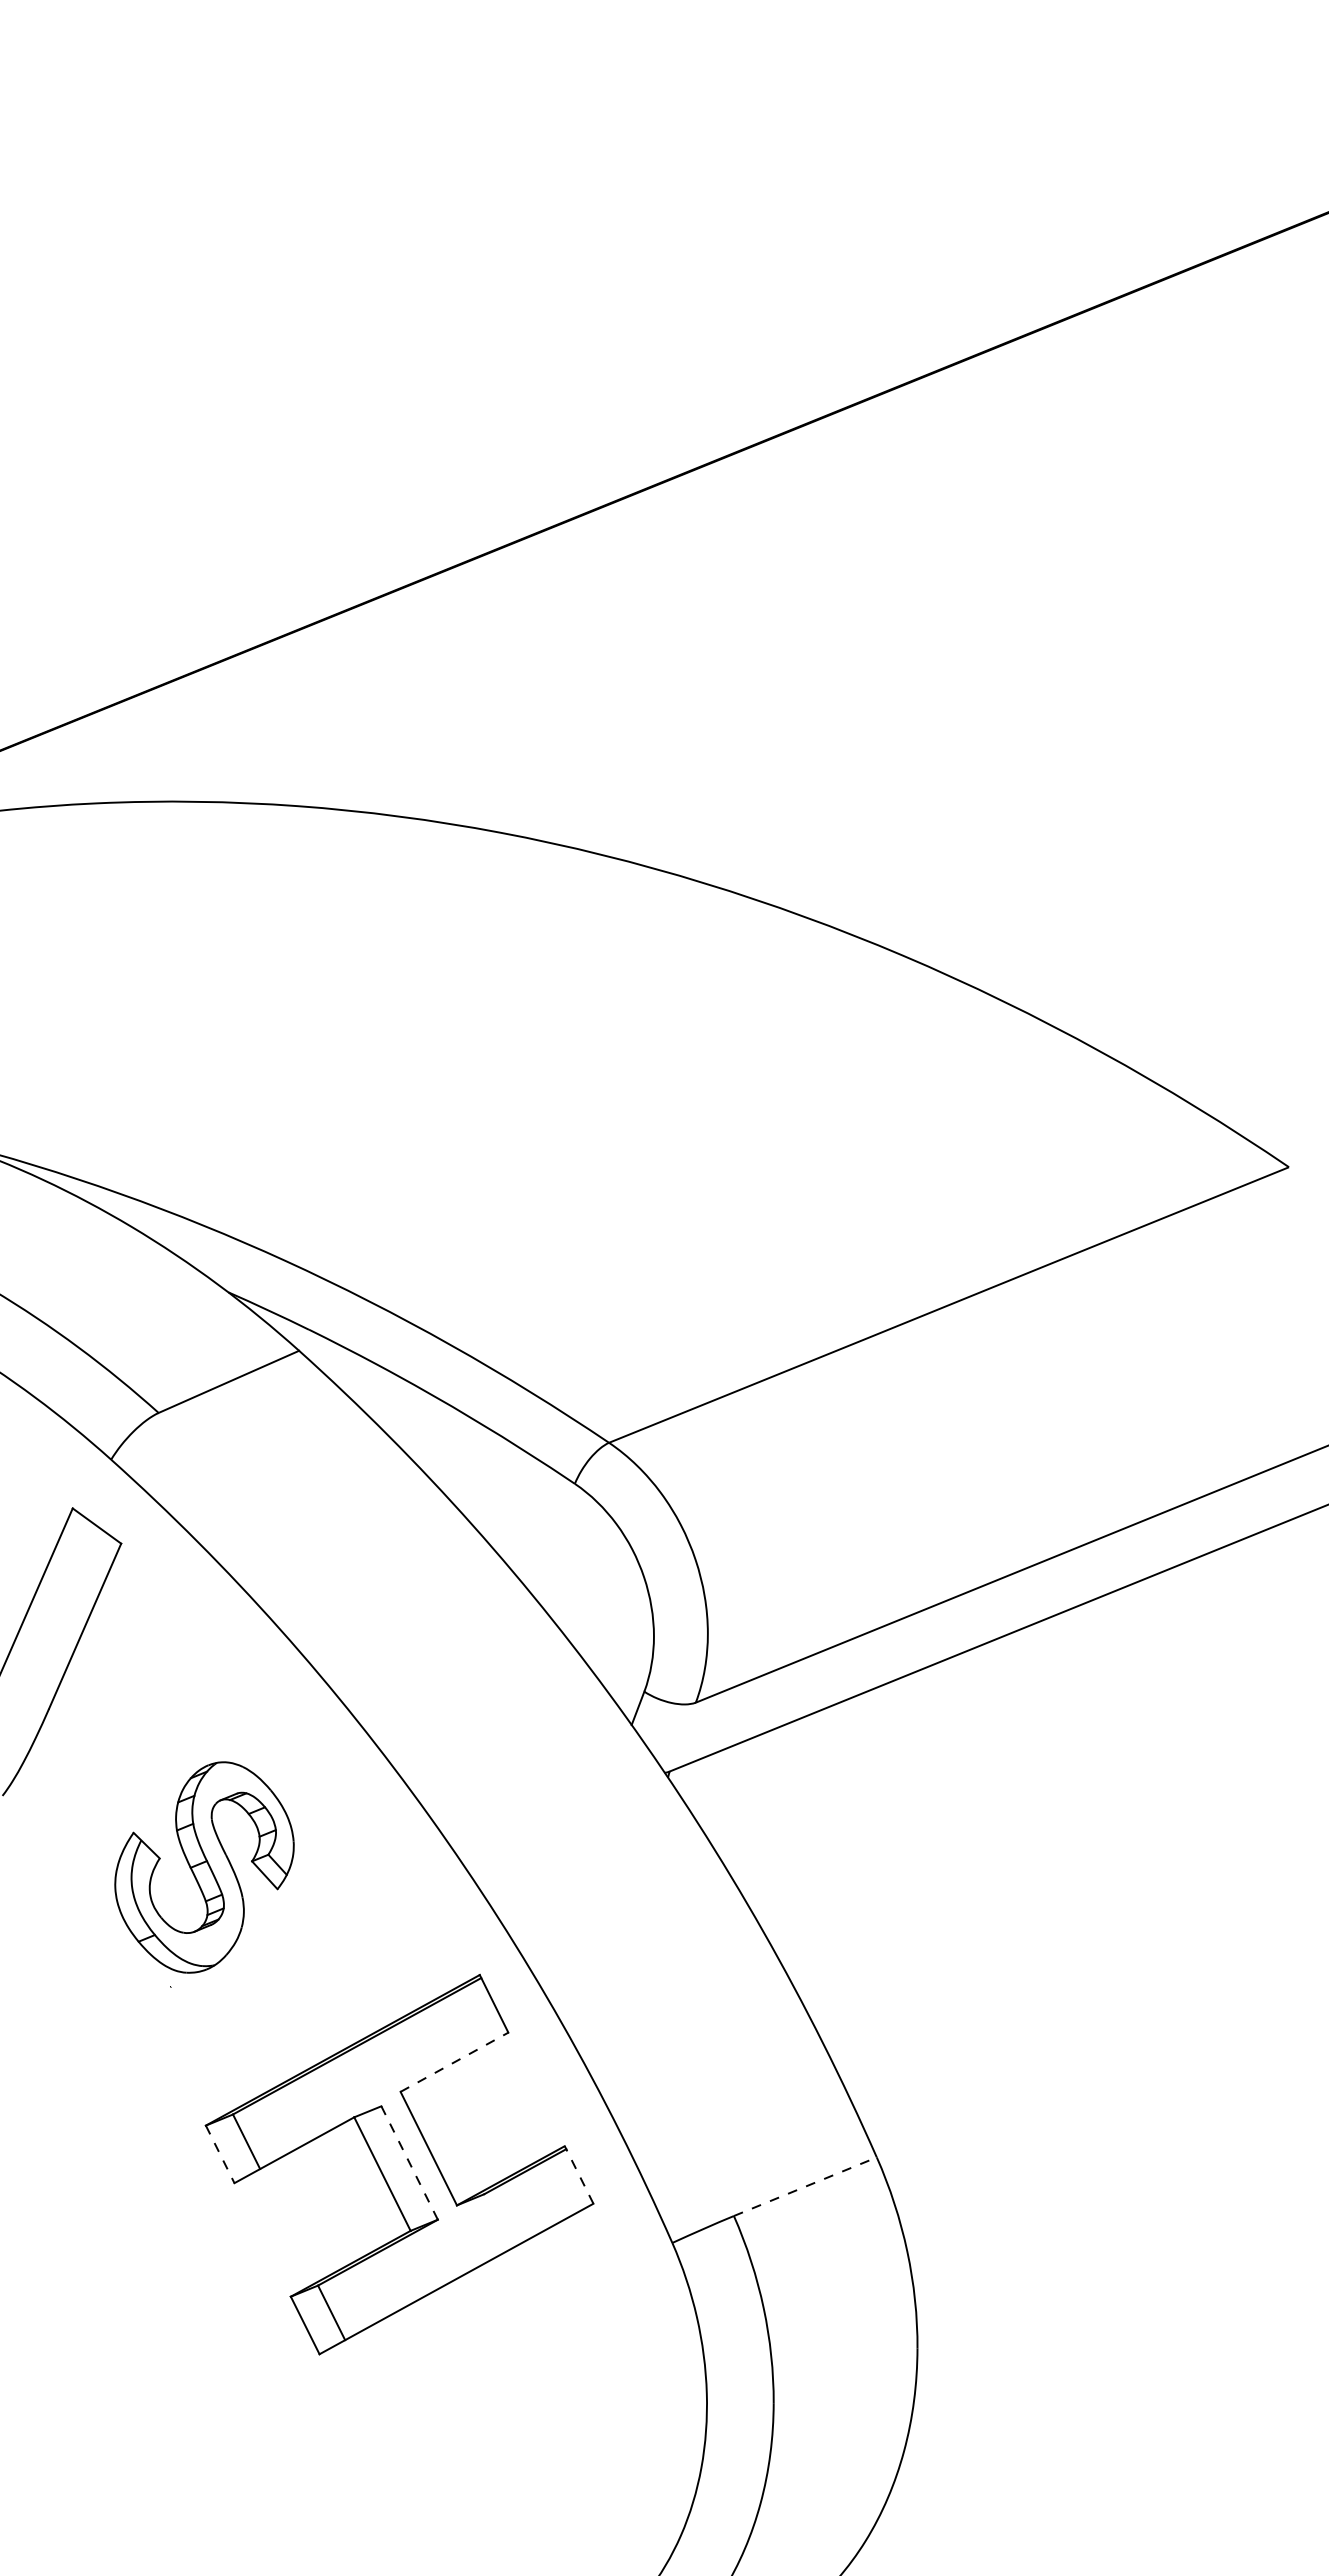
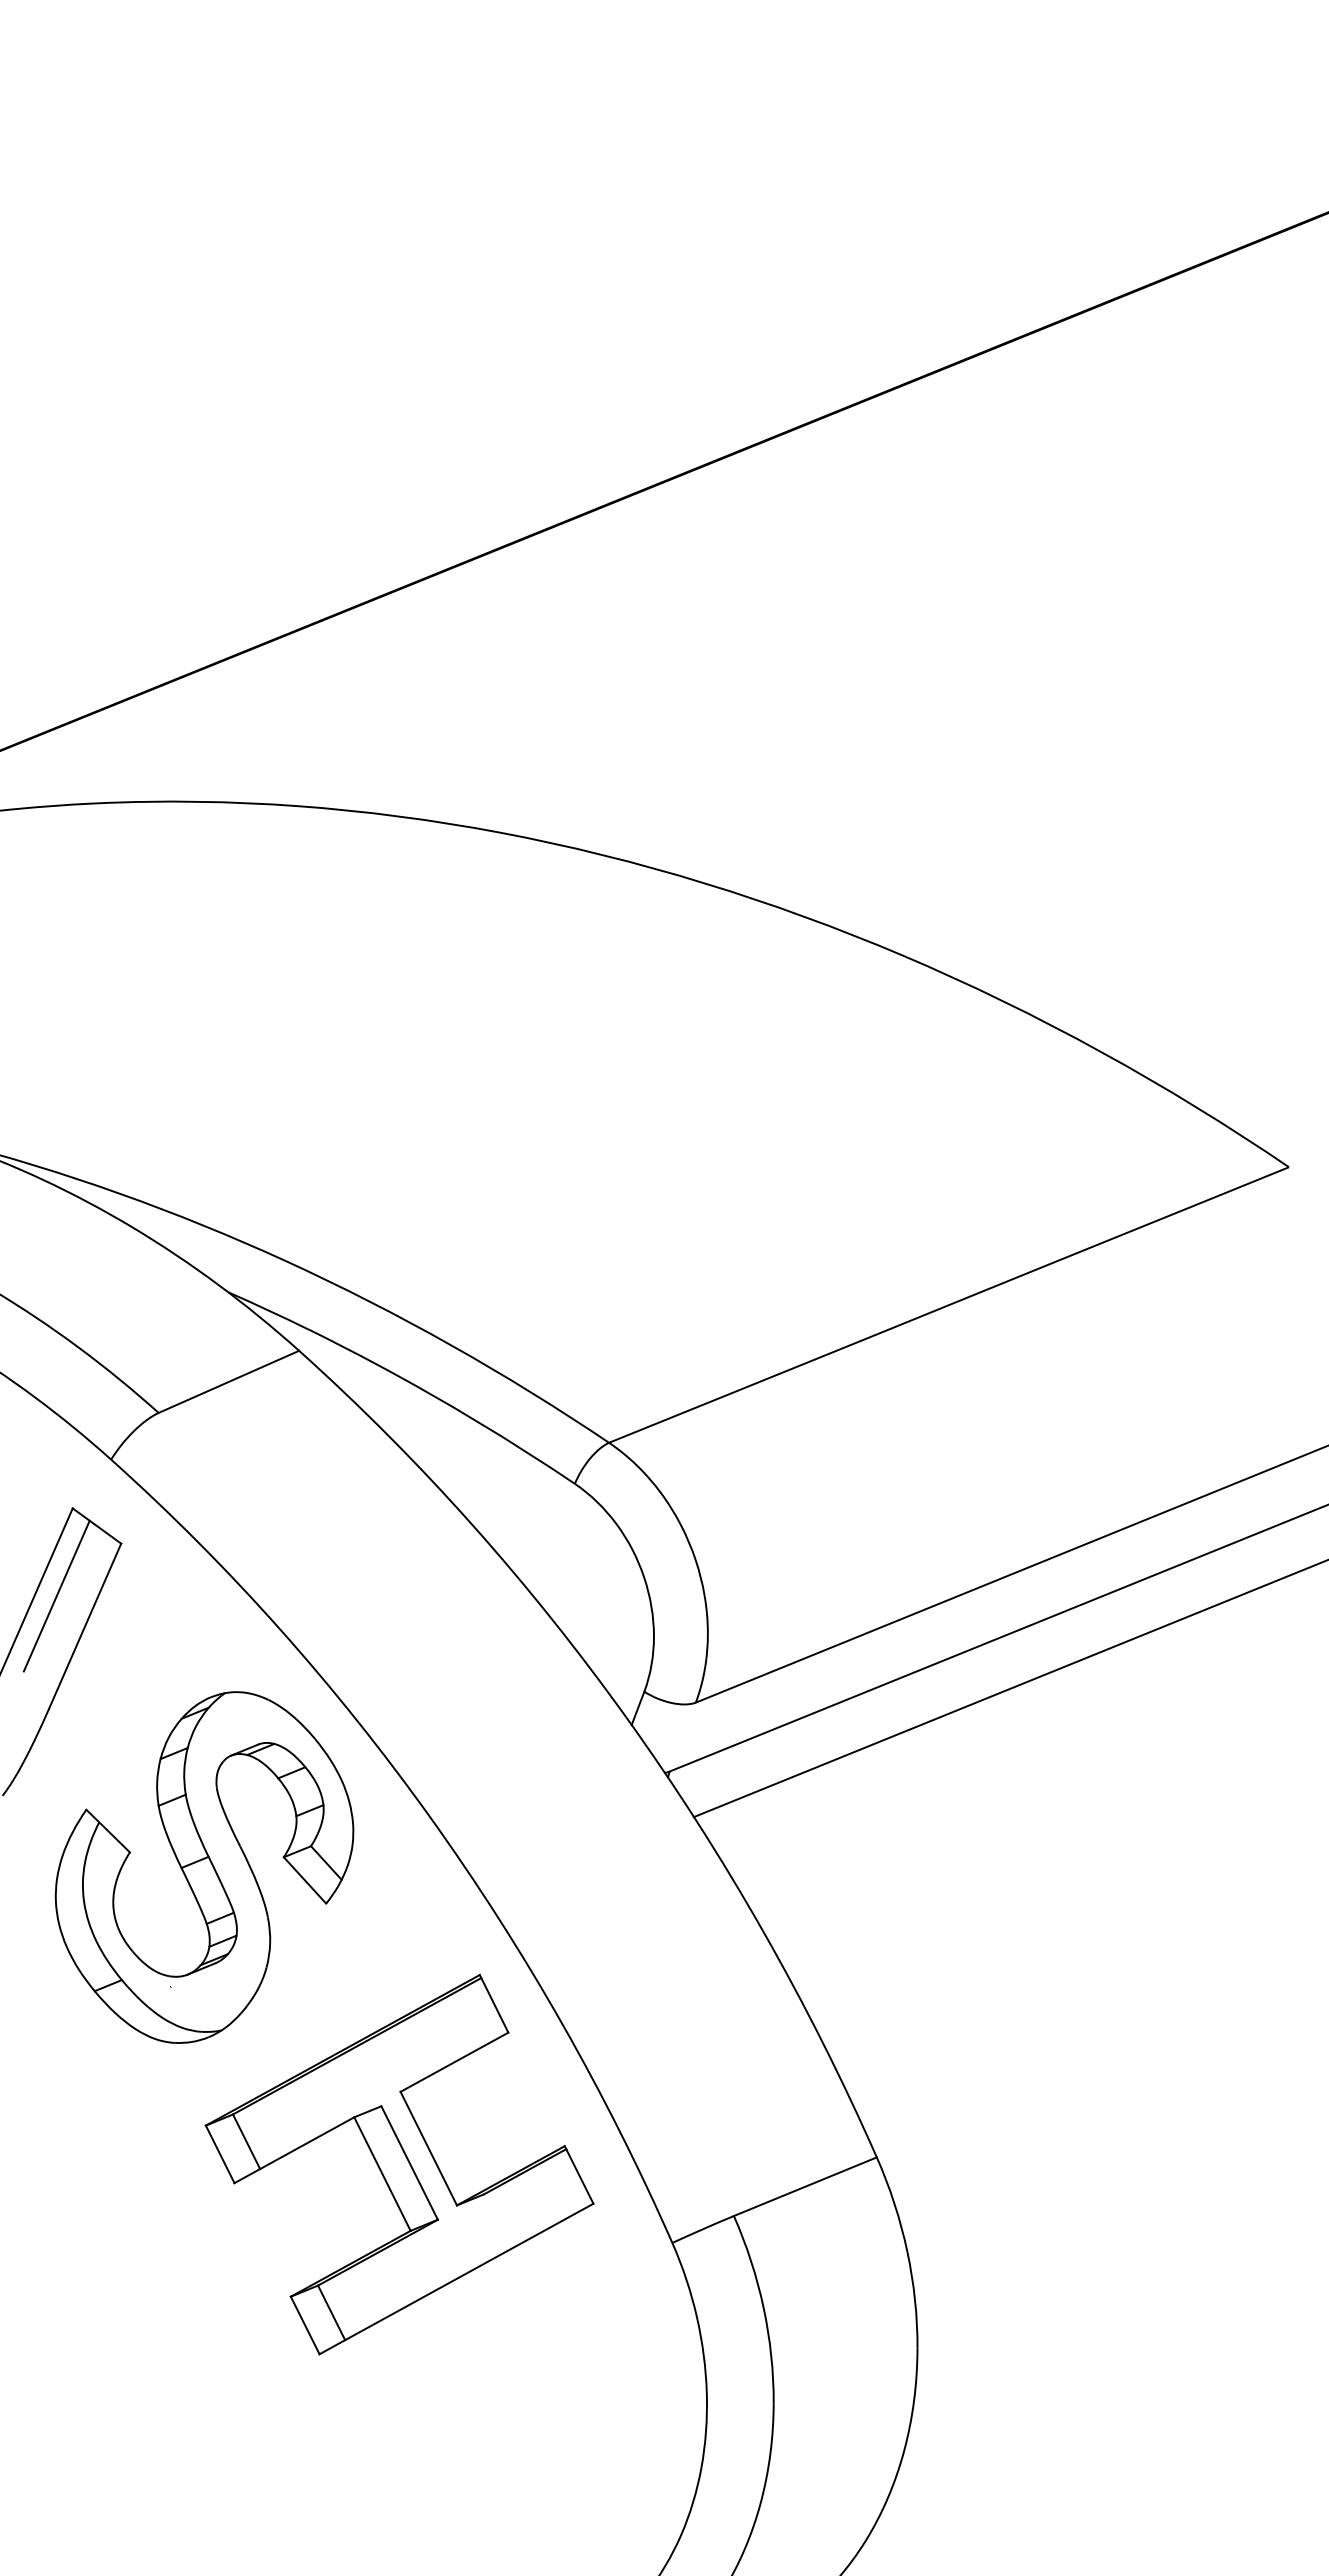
line: none -> present (56, 1595)
line: none -> present (1009, 1688)
part size: 181x213 px -> 301x353 px (204, 1867)
line: dashed -> solid (454, 2062)
line: dashed -> solid (220, 2154)
line: dashed -> solid (409, 2162)
line: dashed -> solid (578, 2174)
line: dashed -> solid (805, 2186)
